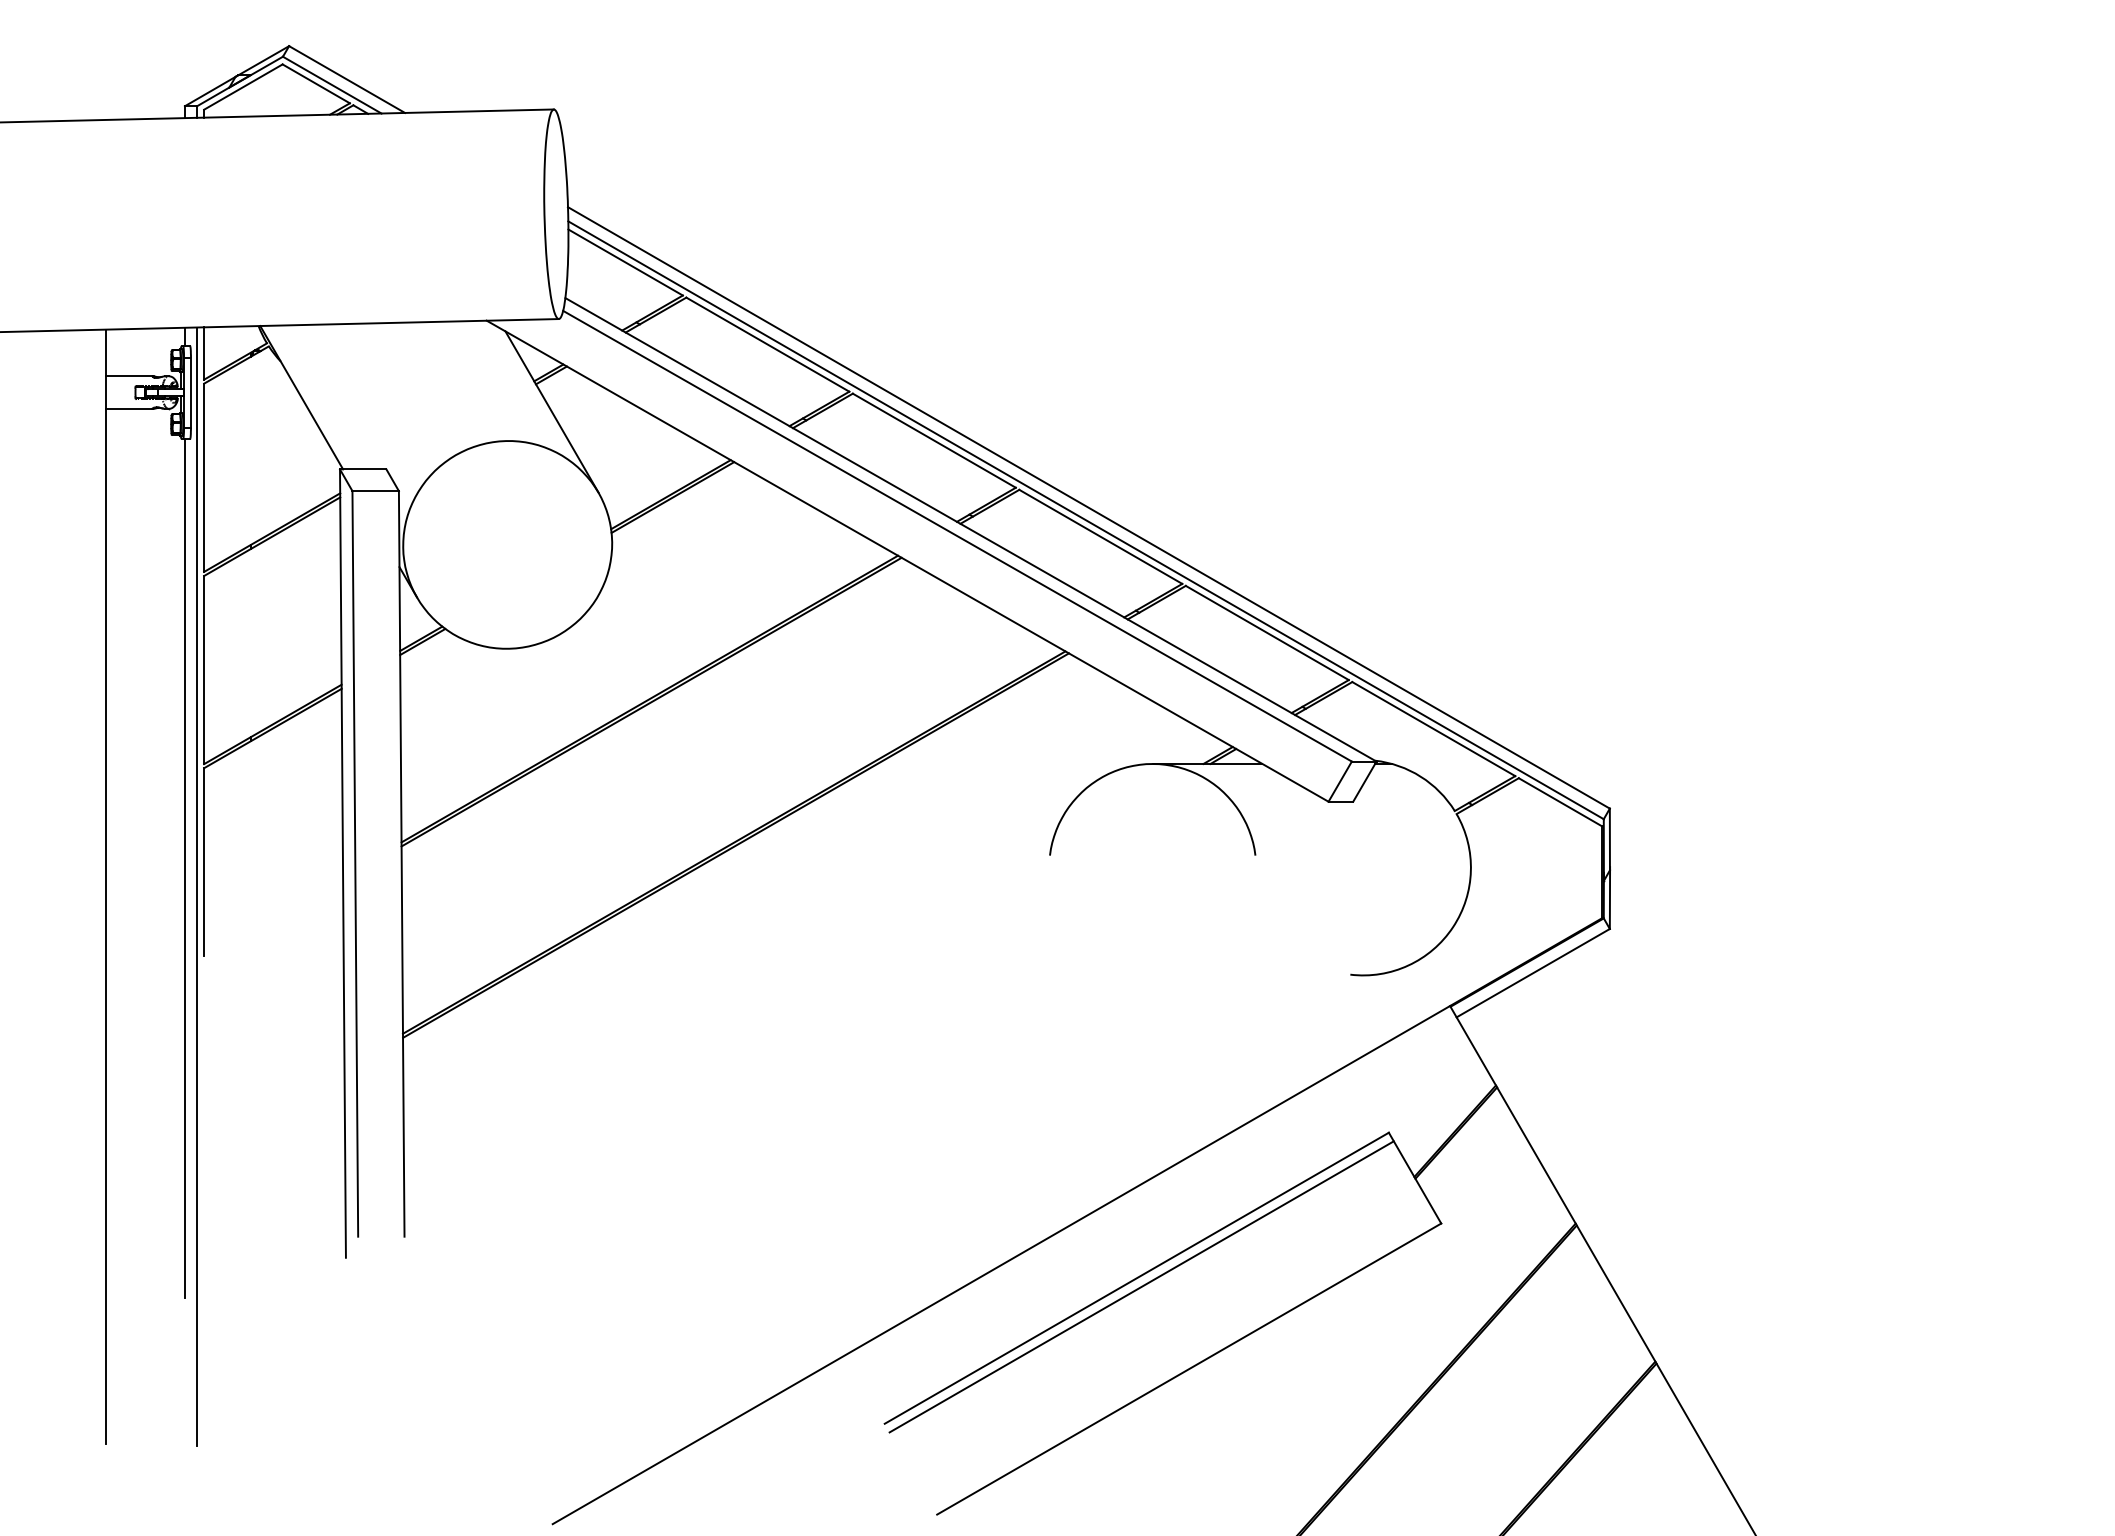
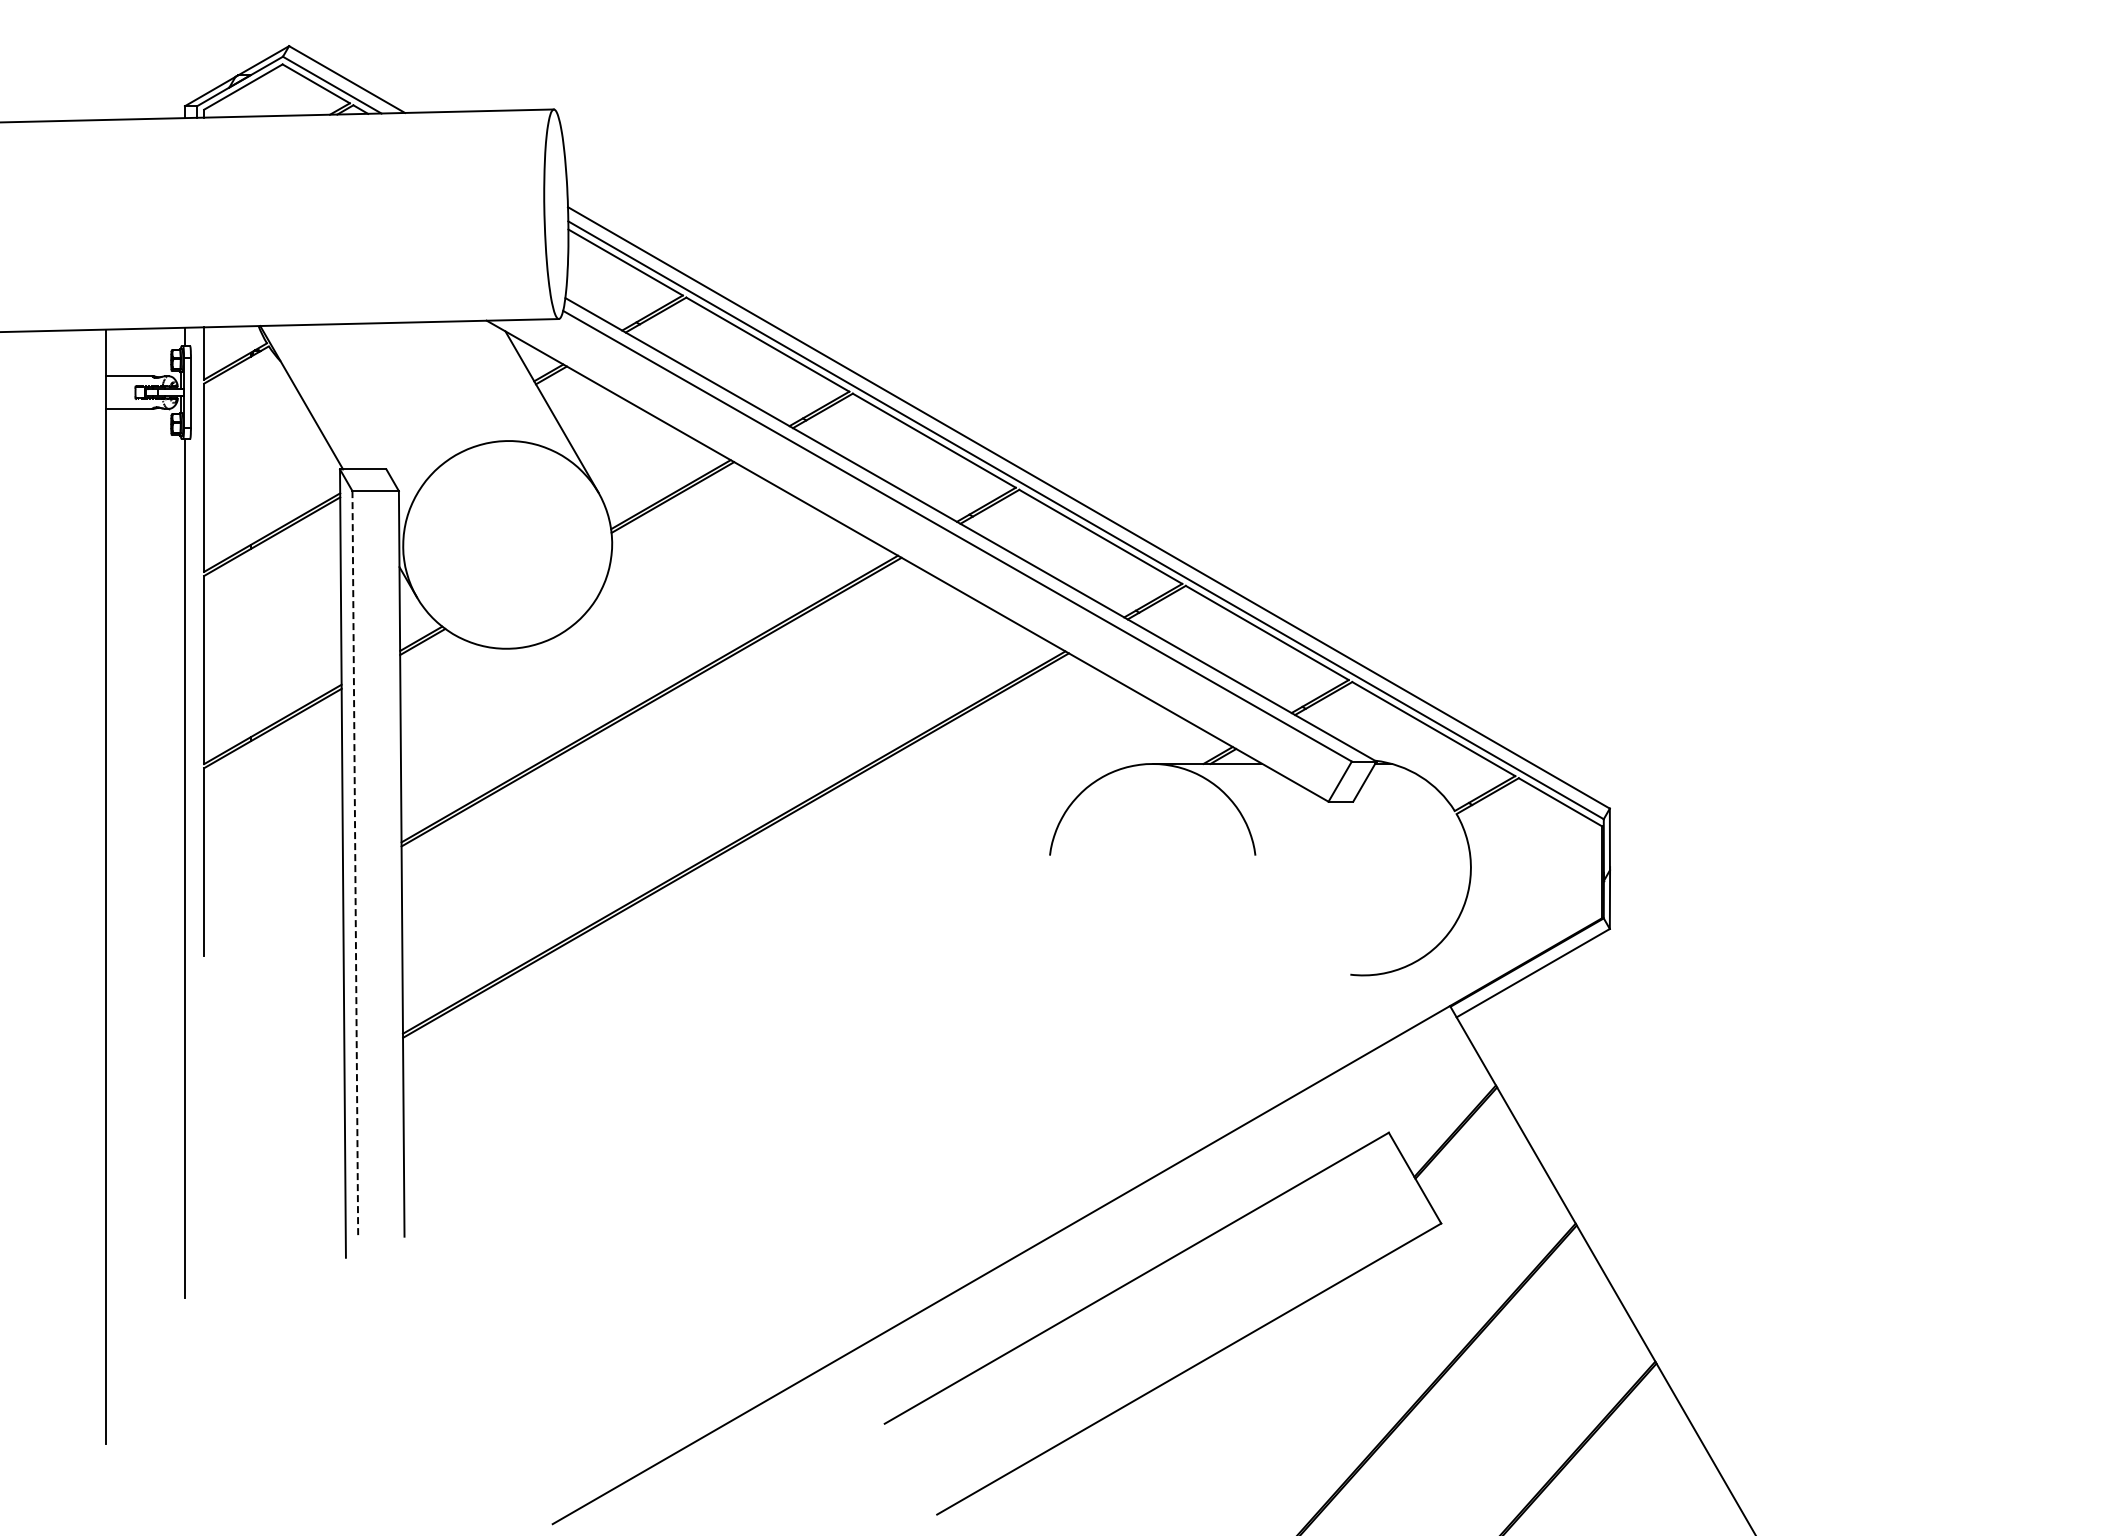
line: solid -> dashed (355, 863)
line: present -> none (197, 886)
line: present -> none (1141, 1286)
